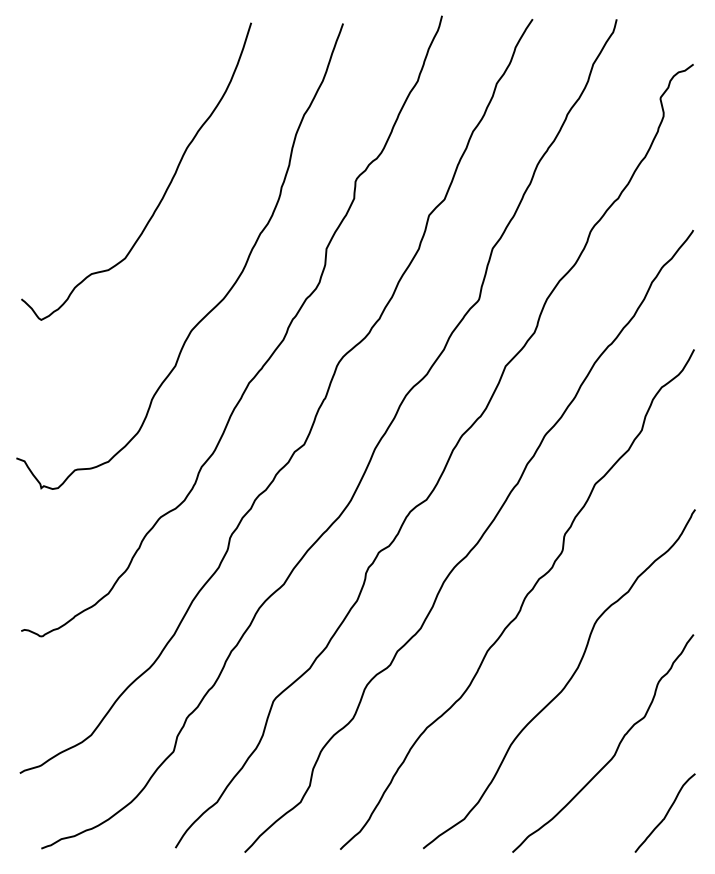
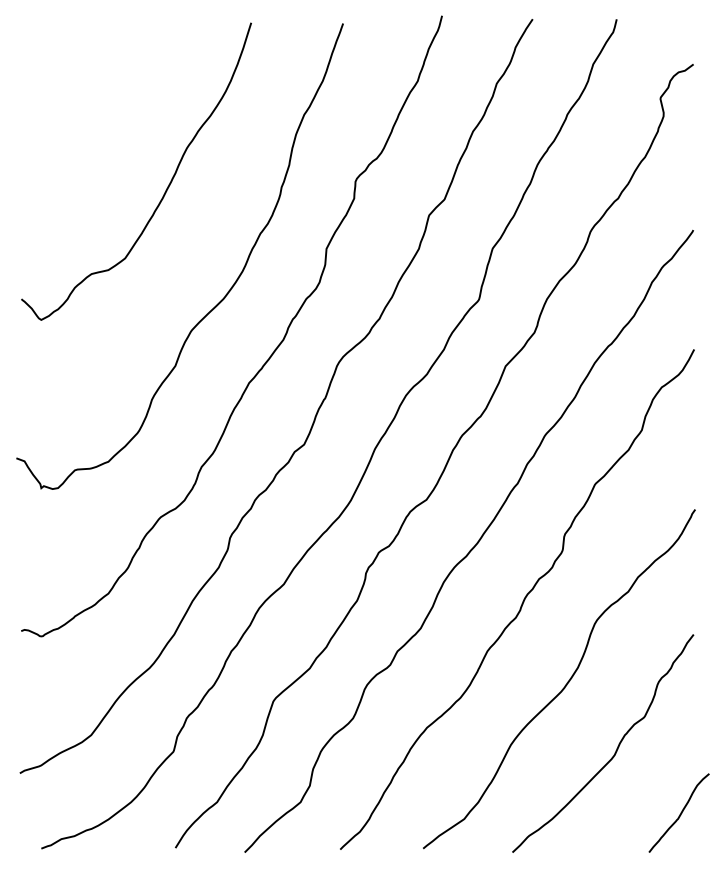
curve position: (666, 812) -> (680, 812) (680, 812)
